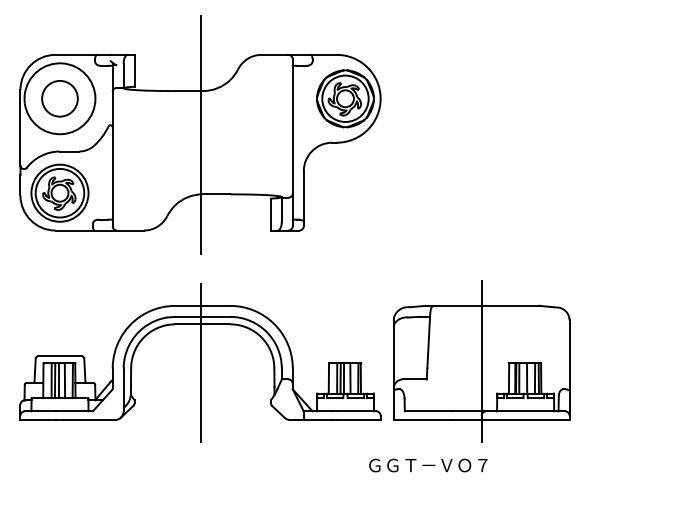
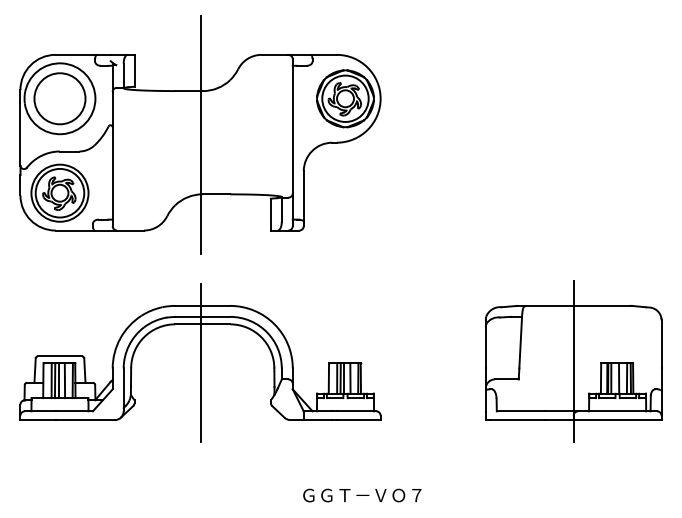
circle diameter: 36 px -> 51 px (59, 98)
part position: (481, 361) -> (573, 361) (573, 361)
text position: (428, 465) -> (362, 495) (362, 495)
